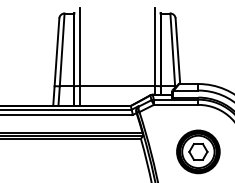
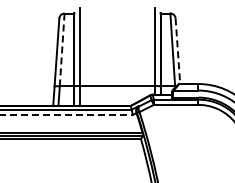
line: solid -> dashed (62, 49)
line: solid -> dashed (177, 51)
line: solid -> dashed (66, 114)
part: present -> none (198, 151)
